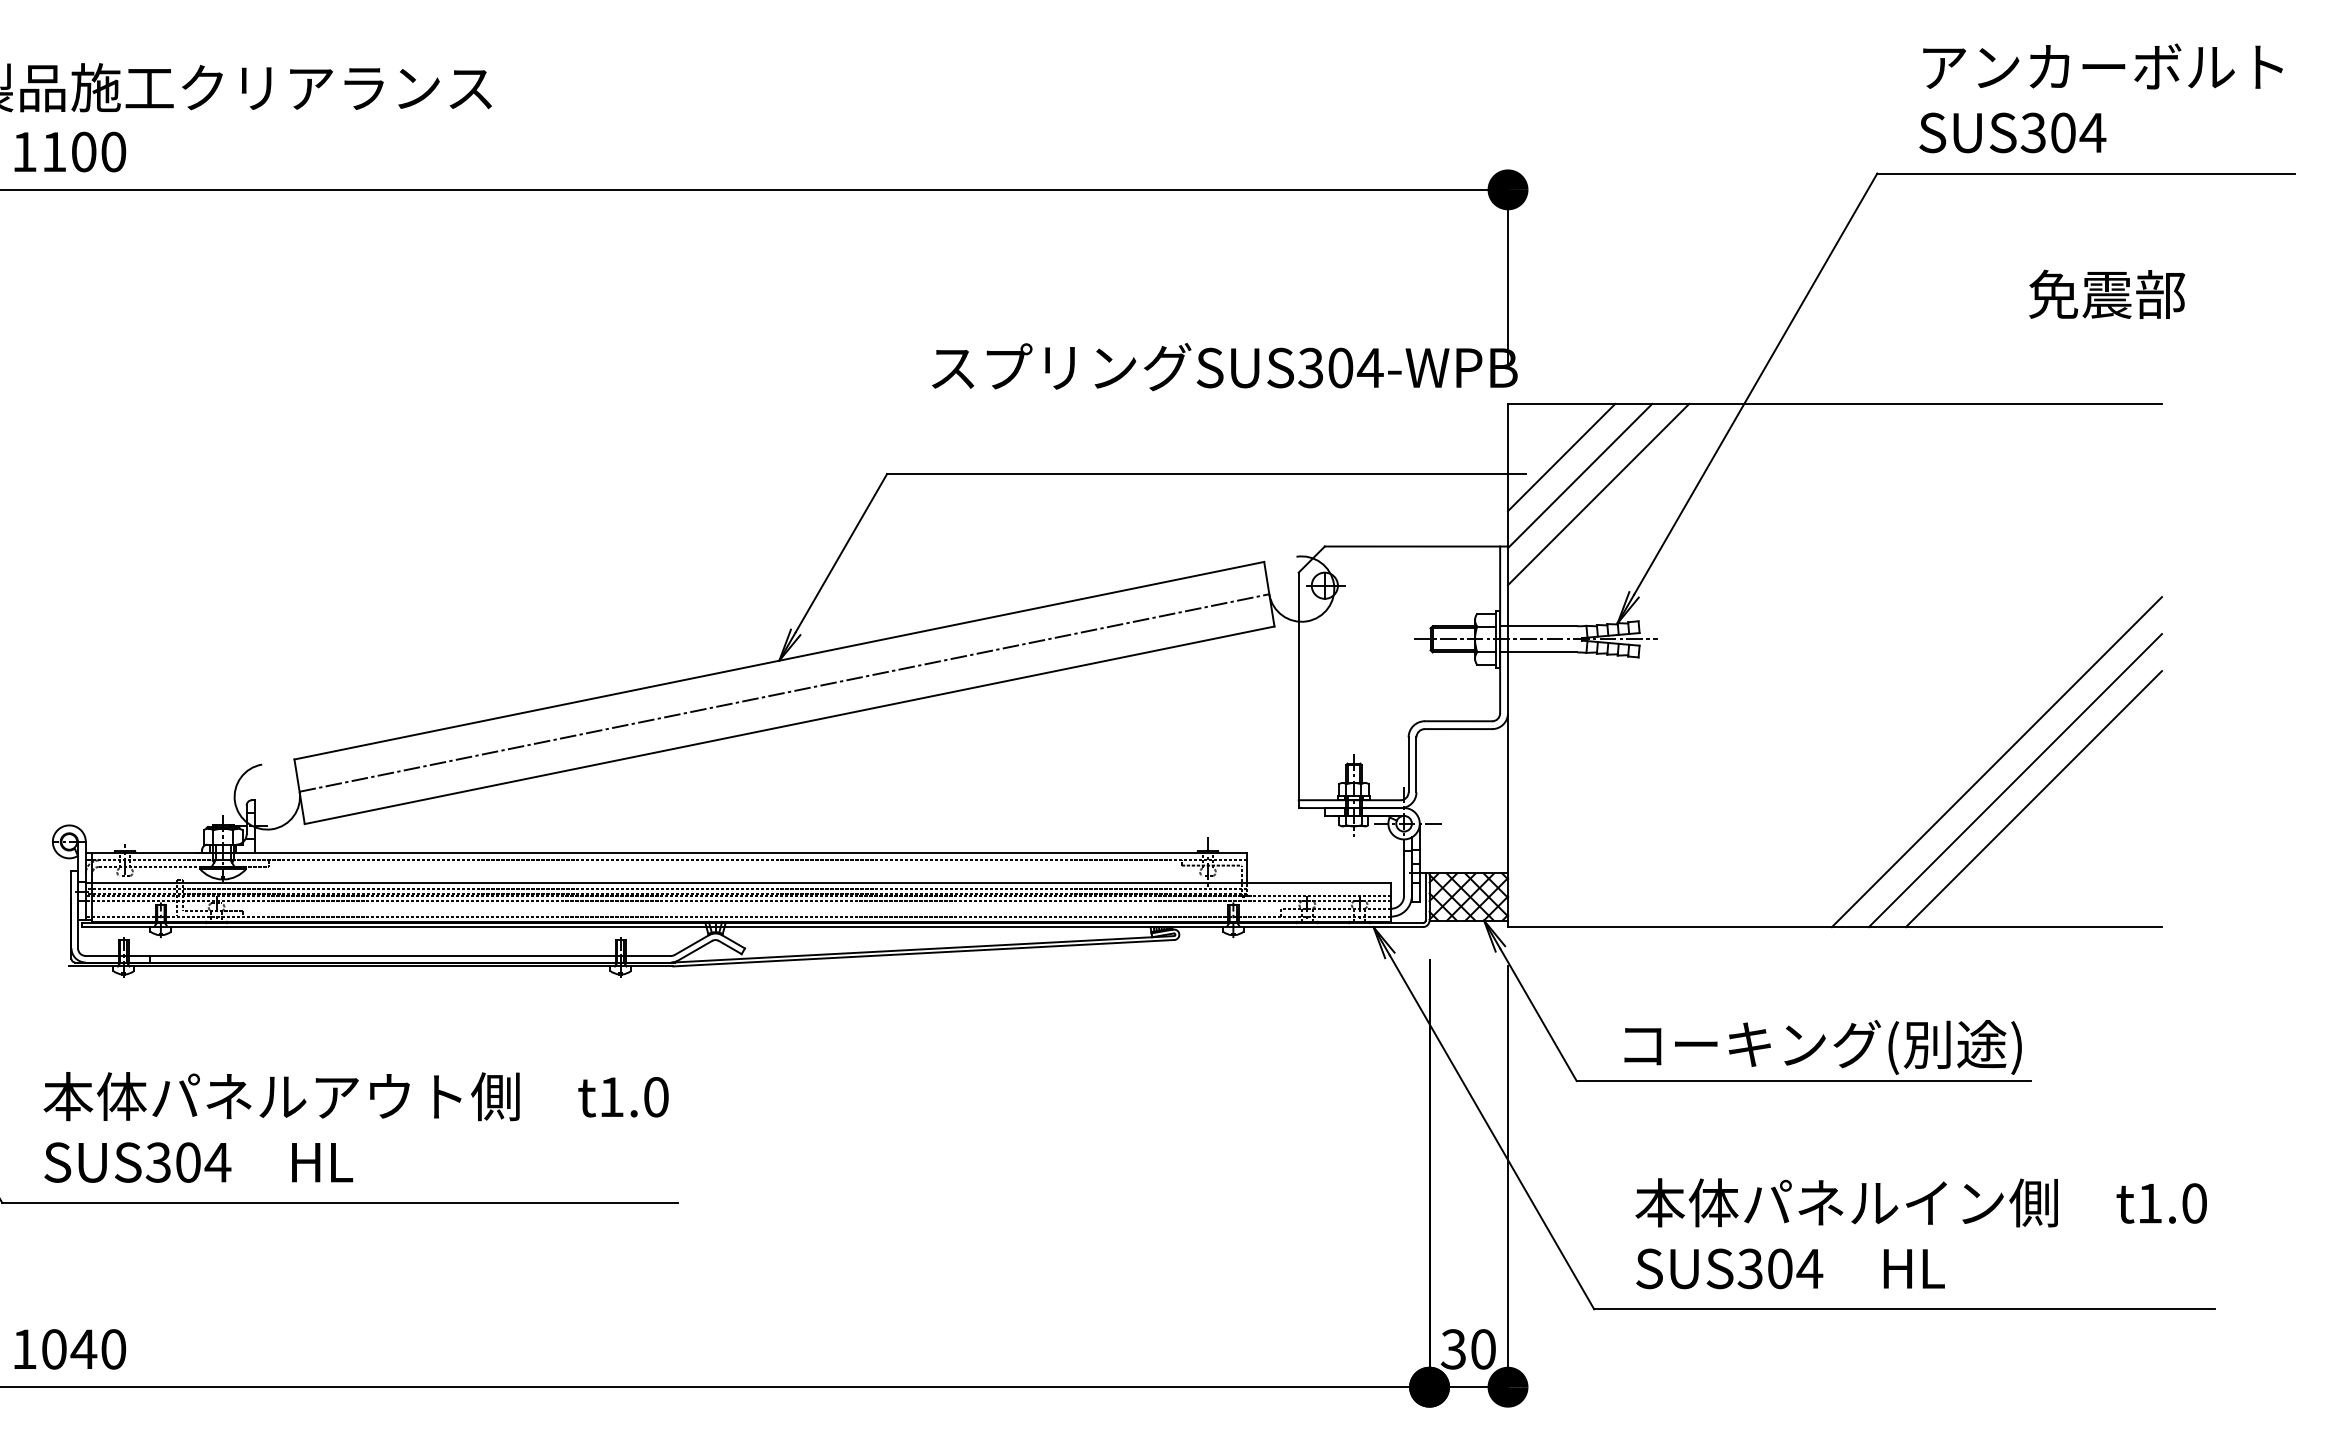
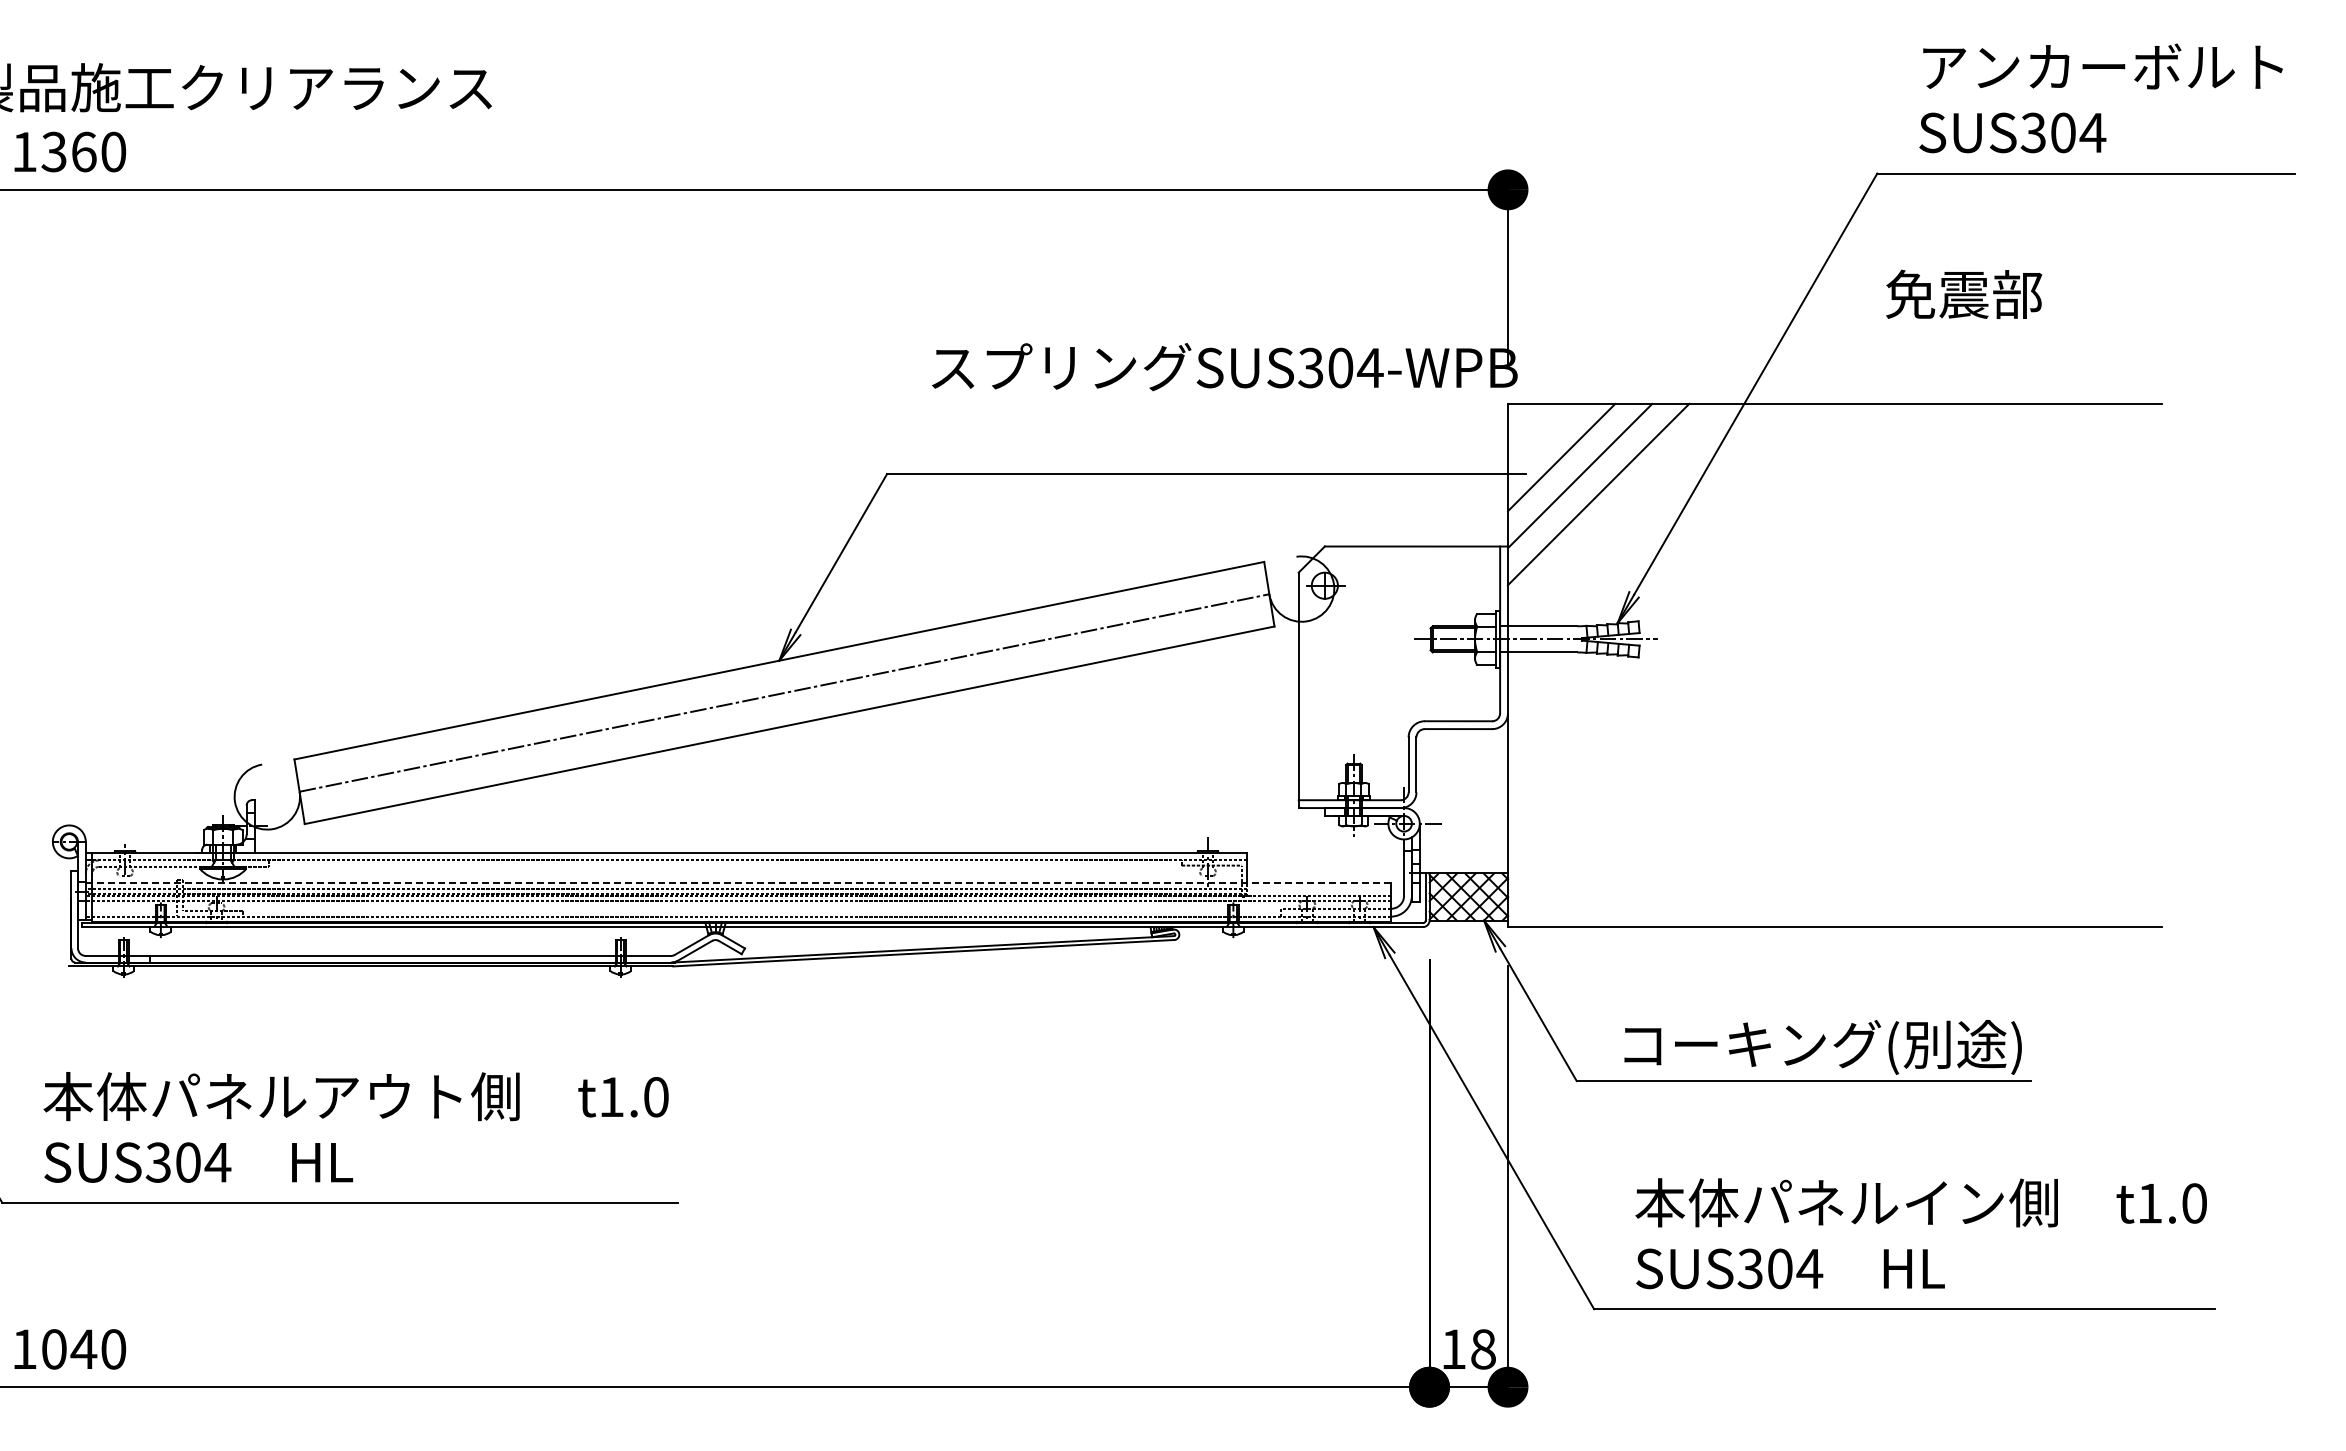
text: 1100 -> 1360 (68, 151)
text position: (2107, 293) -> (1964, 293) (1964, 293)
line: present -> none (1996, 762)
line: present -> none (2014, 780)
line: present -> none (2033, 799)
line: solid -> dashed (738, 882)
text: 30 -> 18 (1467, 1349)
